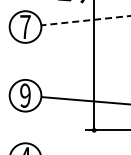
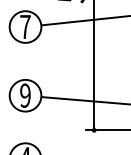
line: dashed -> solid (85, 20)
